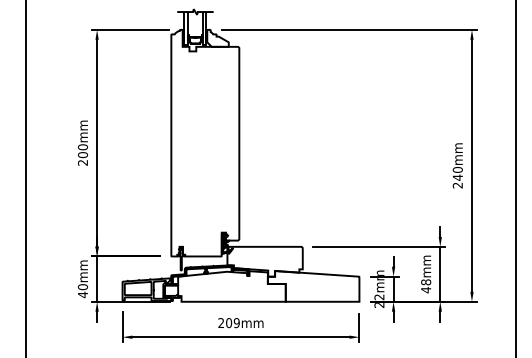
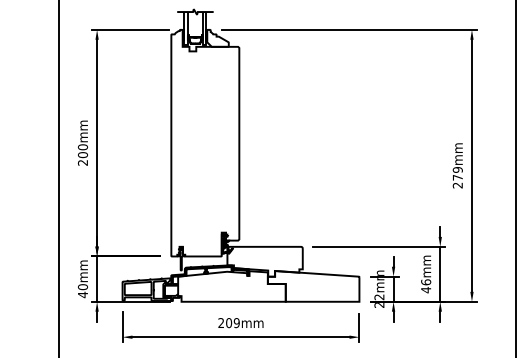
text: 240mm -> 279mm (457, 173)
line position: (25, 178) -> (58, 178) (58, 178)
text: 48mm -> 46mm (425, 282)
